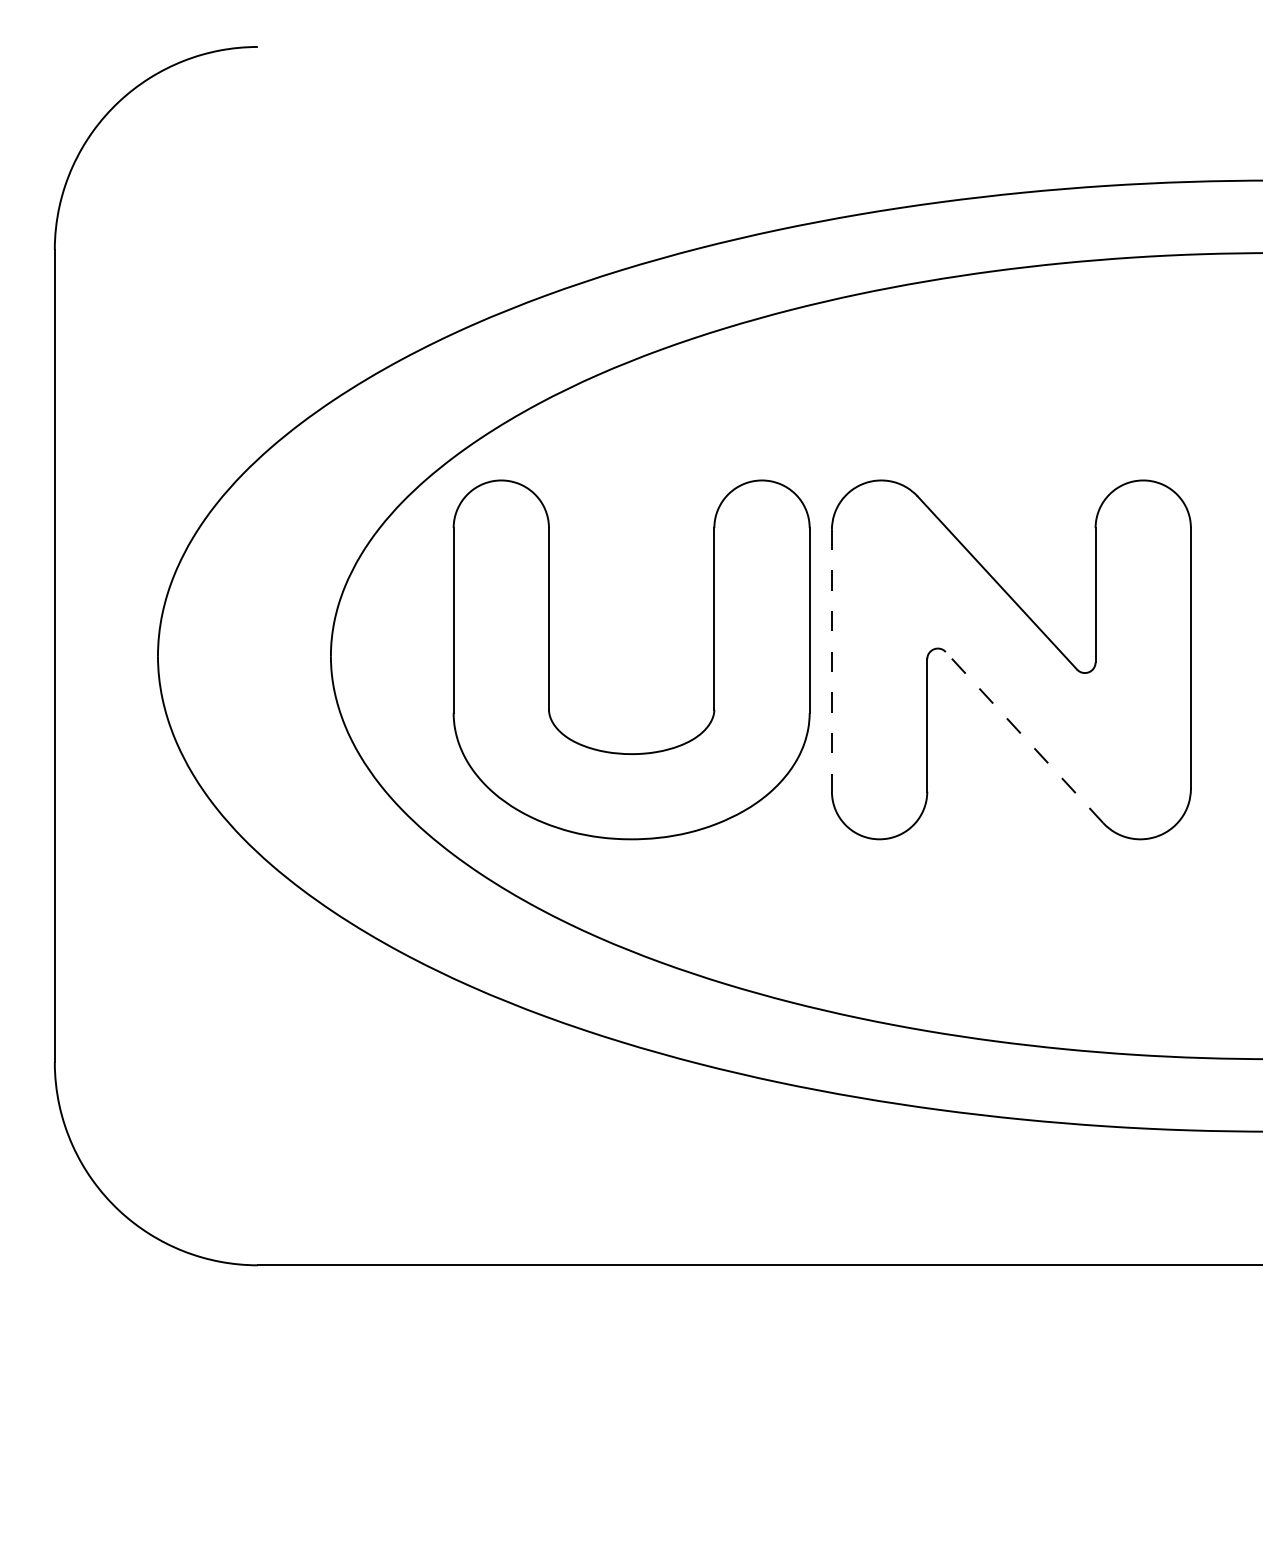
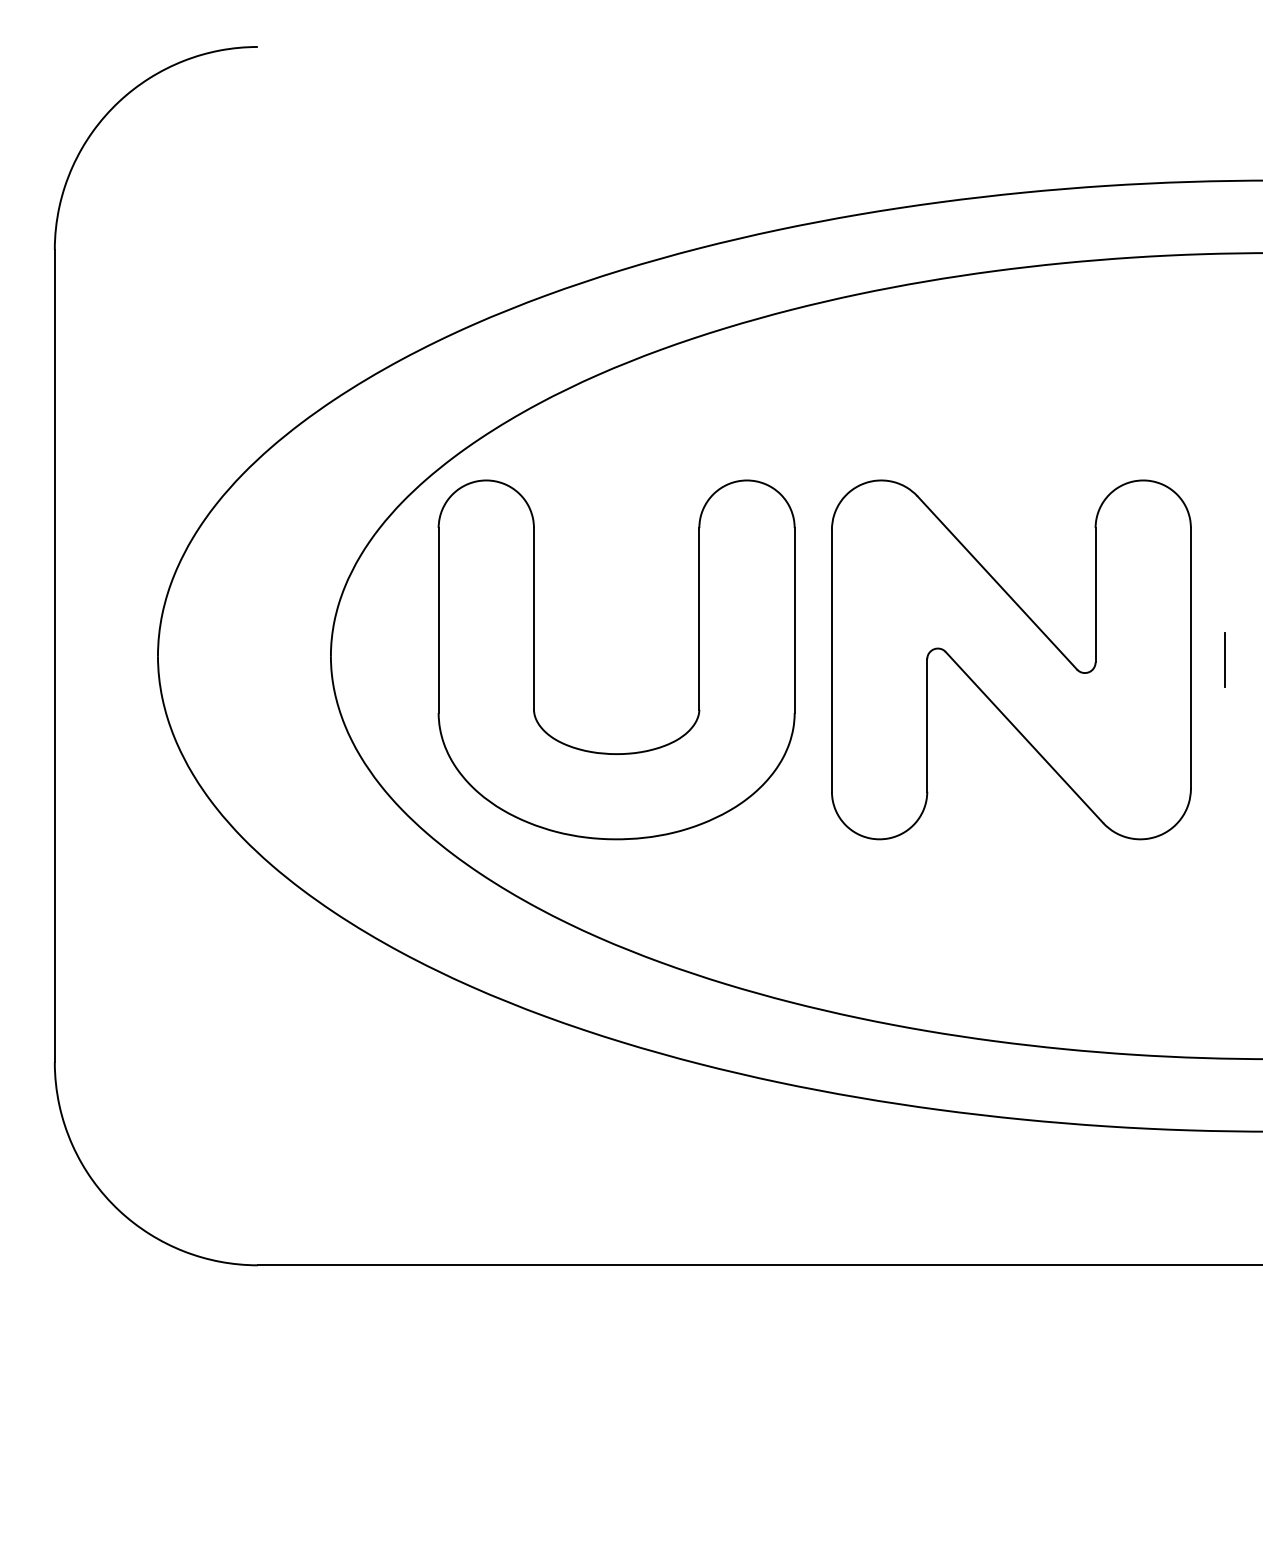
part position: (549, 659) -> (534, 659) (534, 659)
line: none -> present (1224, 659)
line: dashed -> solid (831, 660)
line: dashed -> solid (1024, 737)
